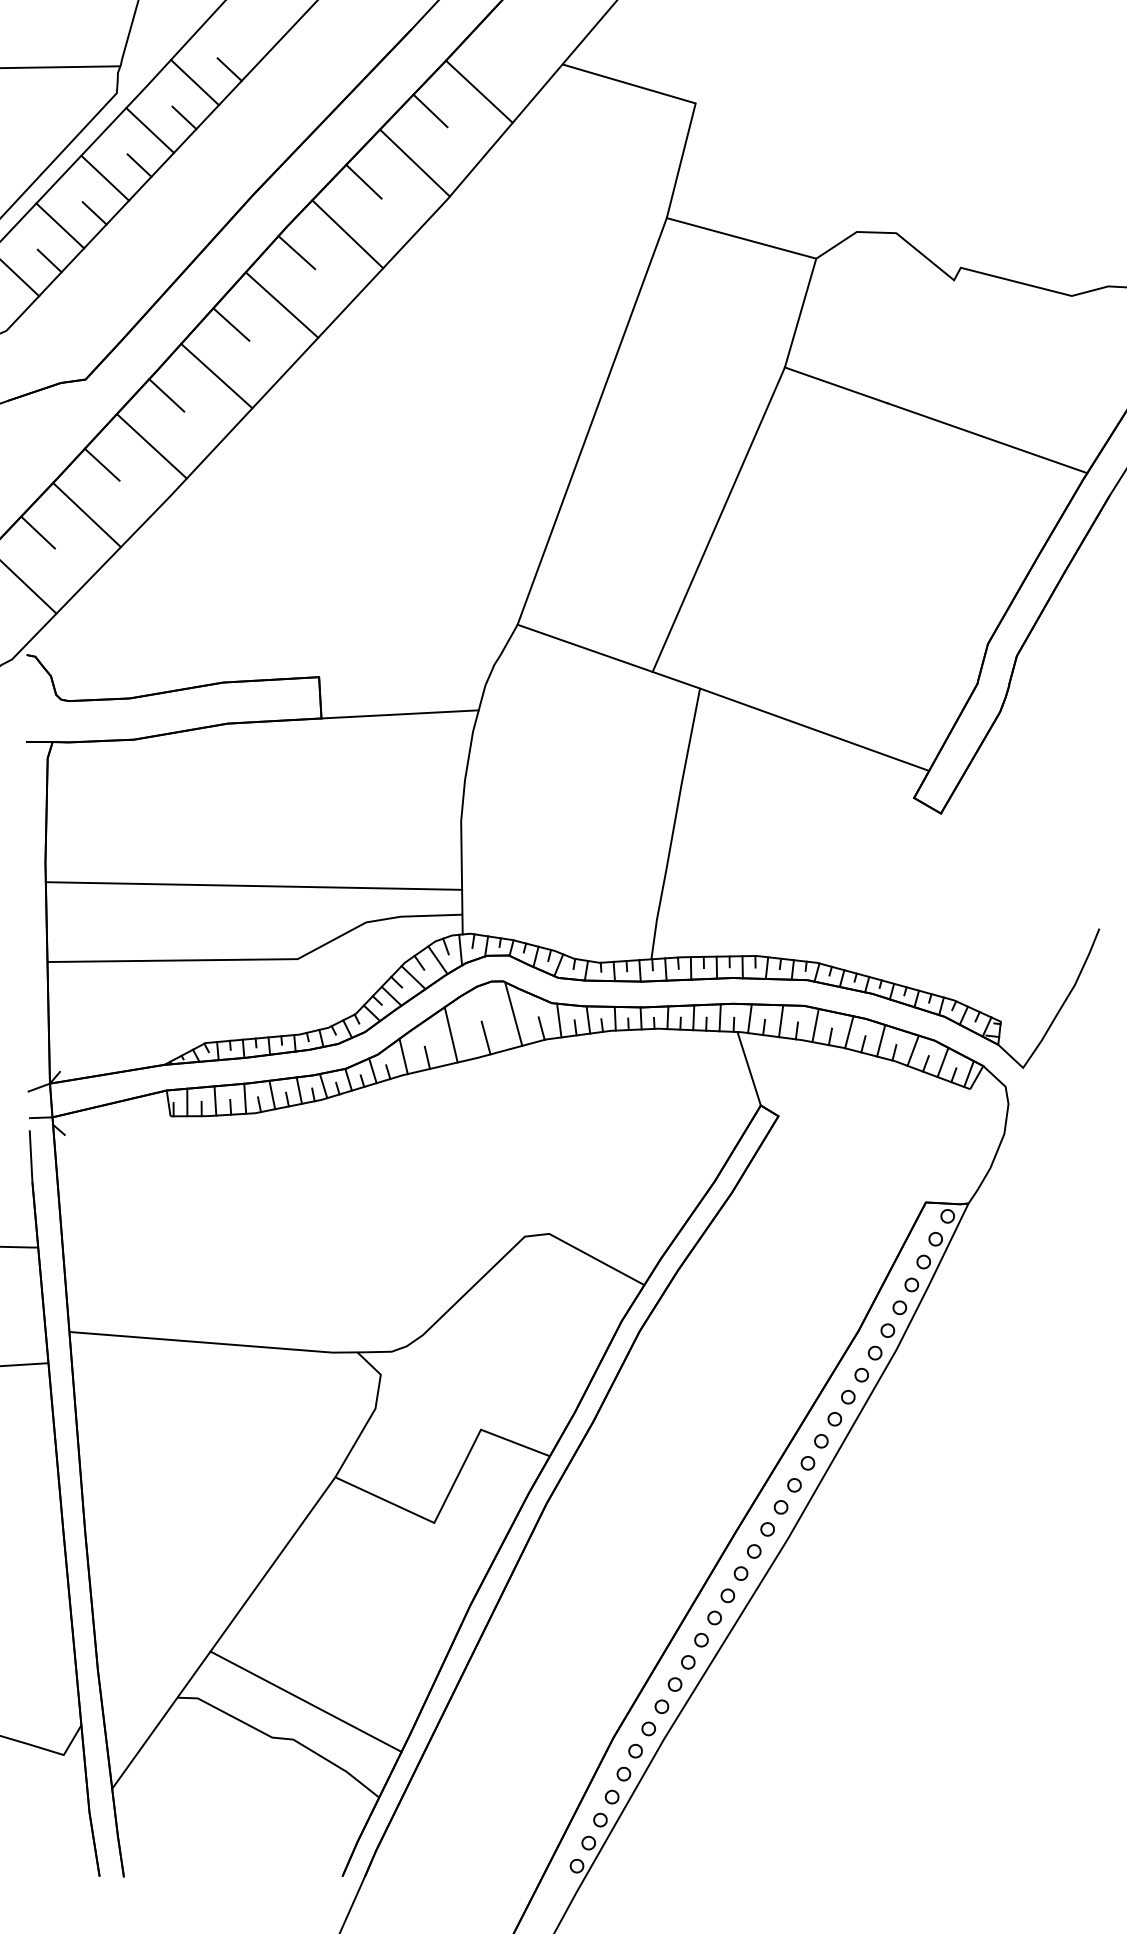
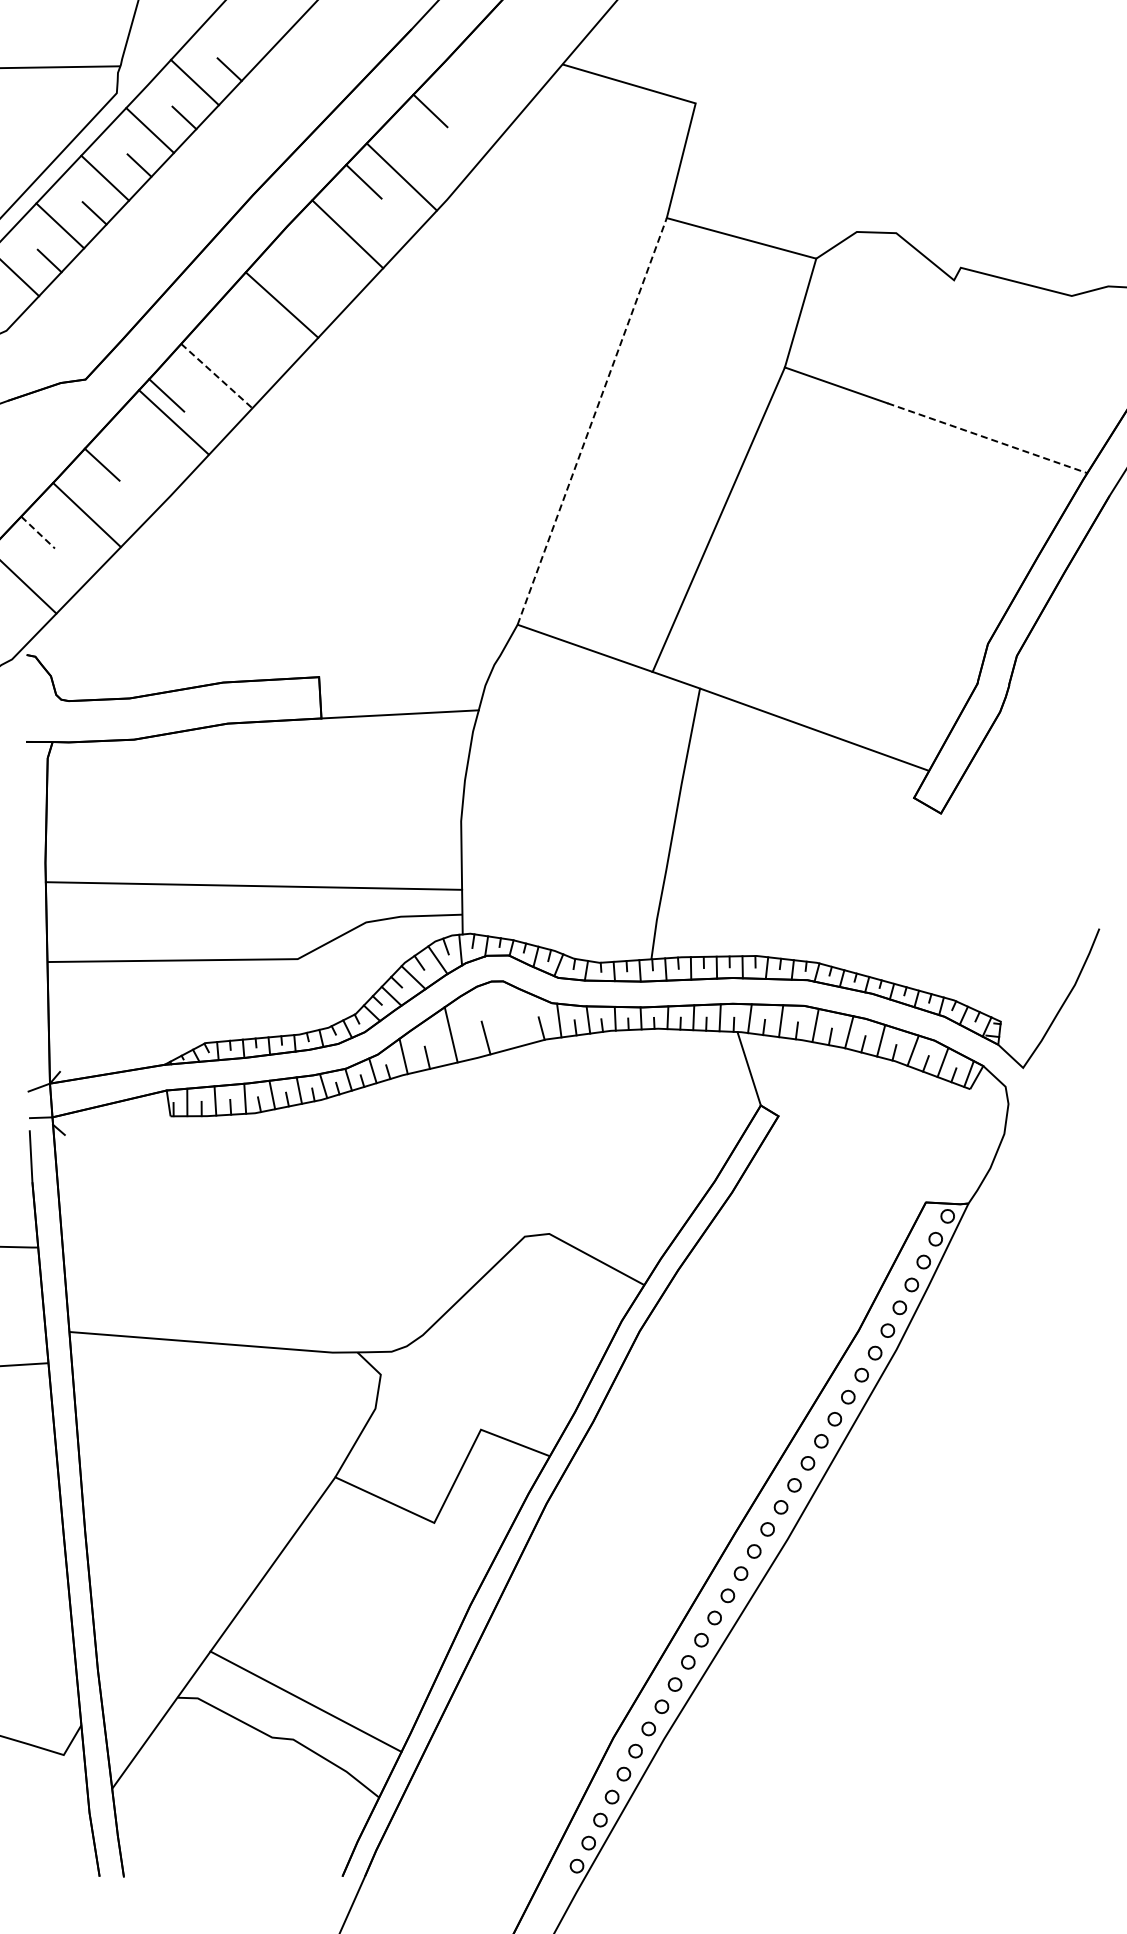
line: present -> none (478, 91)
line position: (414, 162) -> (401, 176) (401, 176)
line: present -> none (296, 252)
line: present -> none (231, 324)
line: solid -> dashed (217, 376)
line: solid -> dashed (592, 421)
line: solid -> dashed (987, 438)
line position: (151, 446) -> (173, 422) (173, 422)
line: solid -> dashed (38, 532)
line: present -> none (513, 1013)
